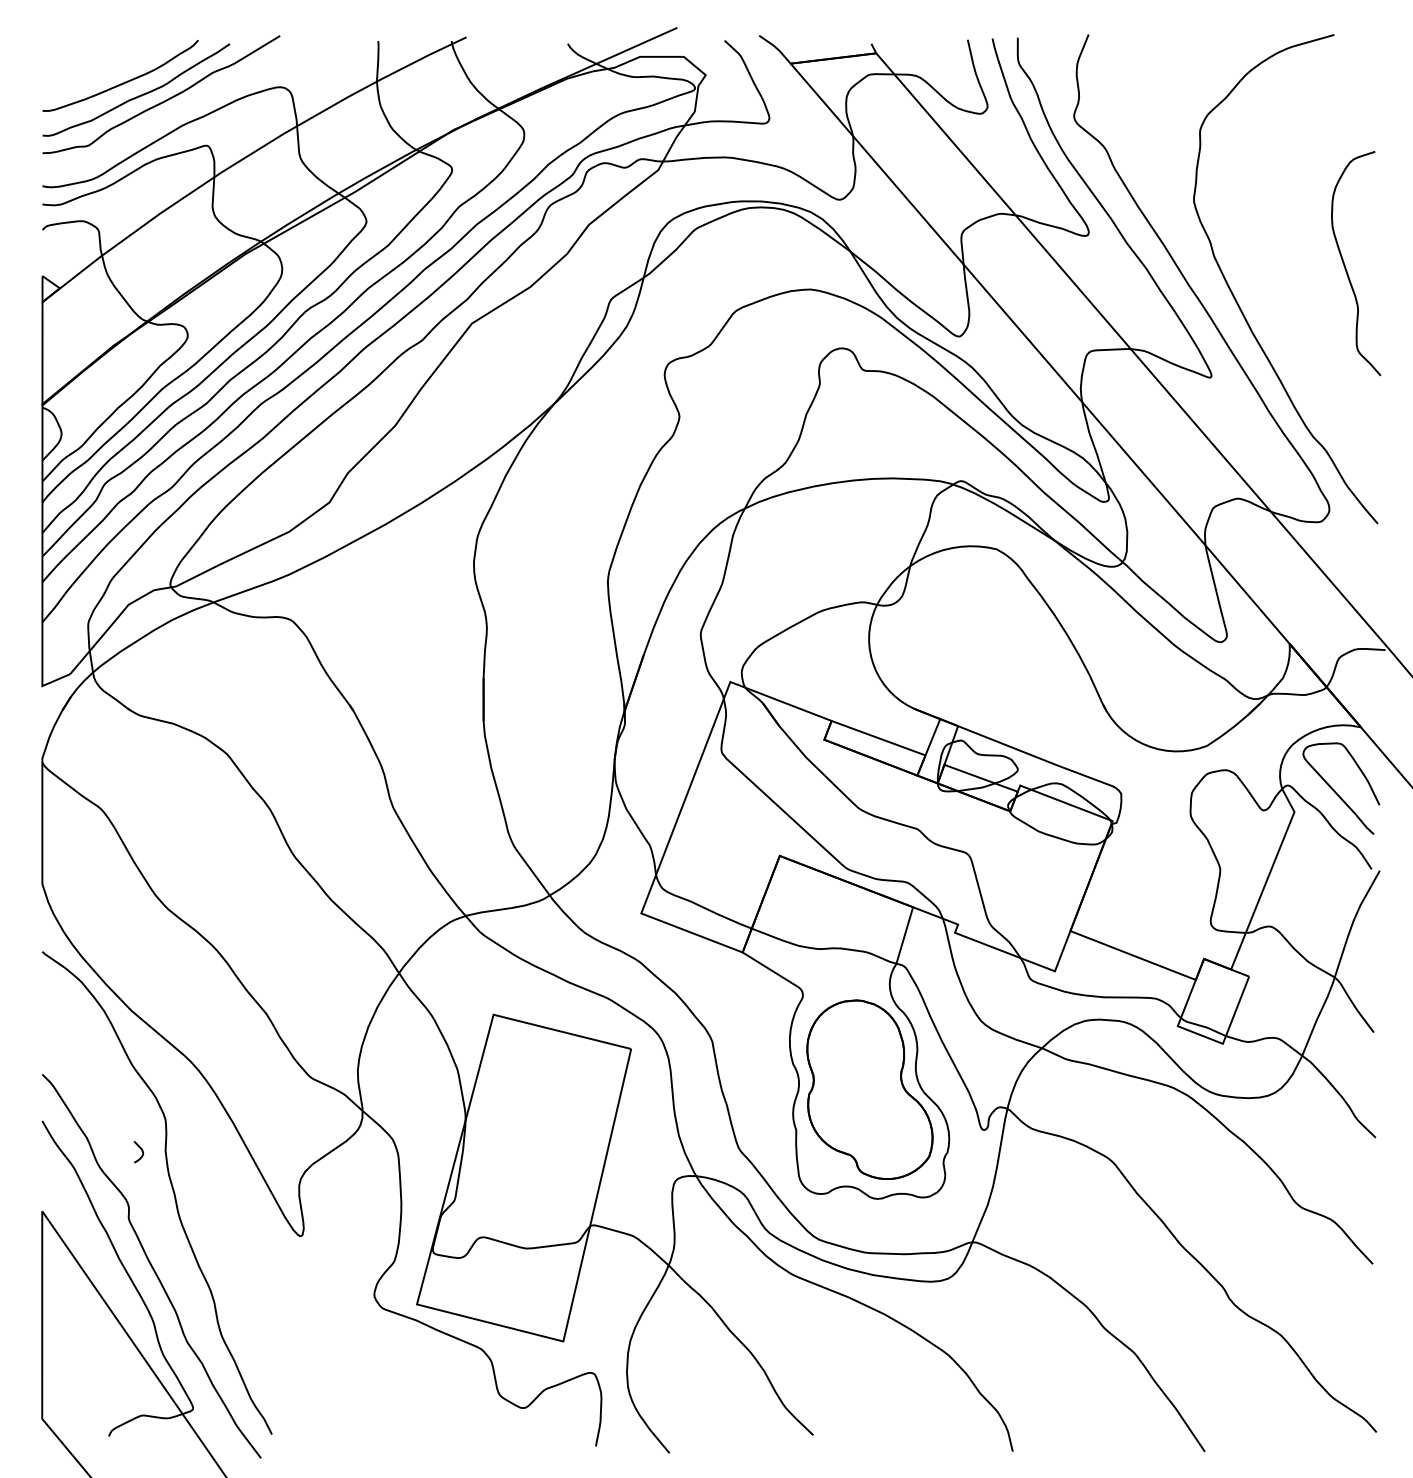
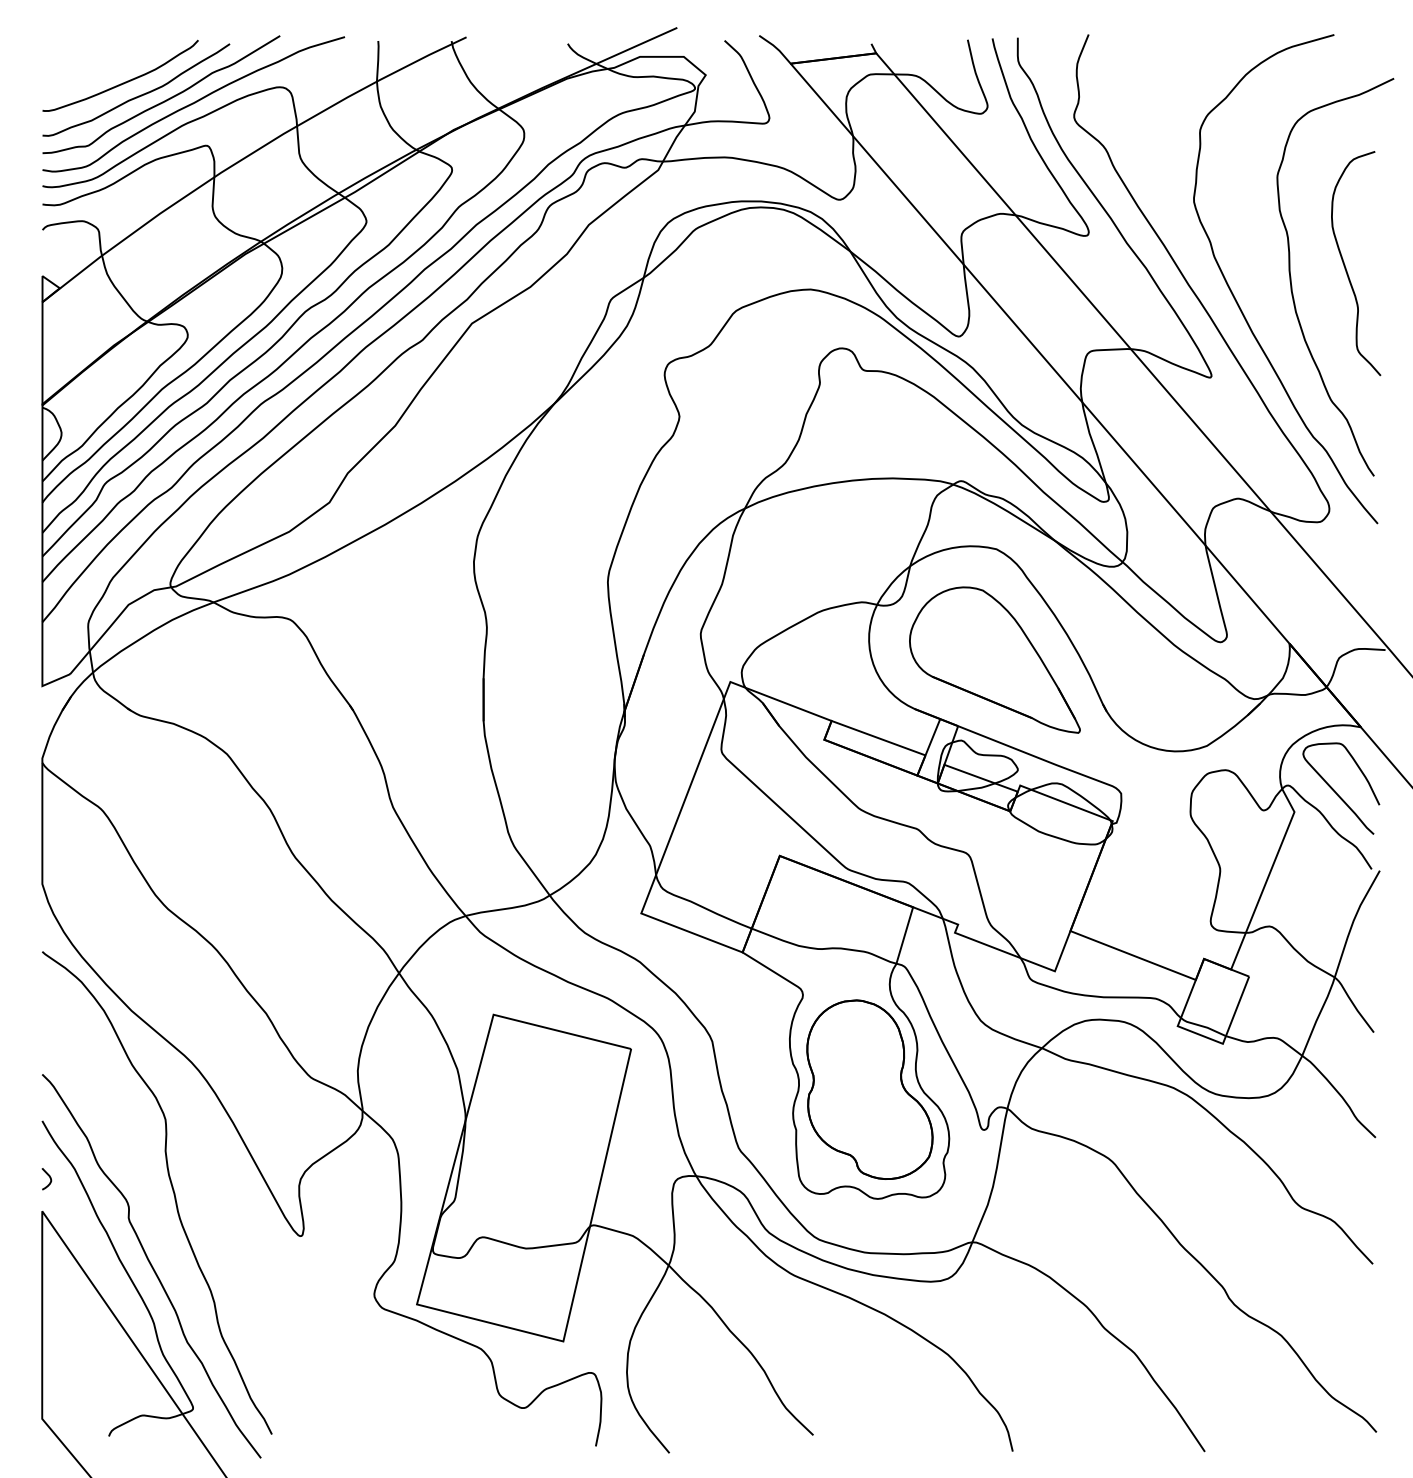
curve: none -> present (193, 104)
curve: none -> present (1292, 285)
part: none -> present (994, 659)
curve position: (141, 1151) -> (49, 1178) (49, 1178)
